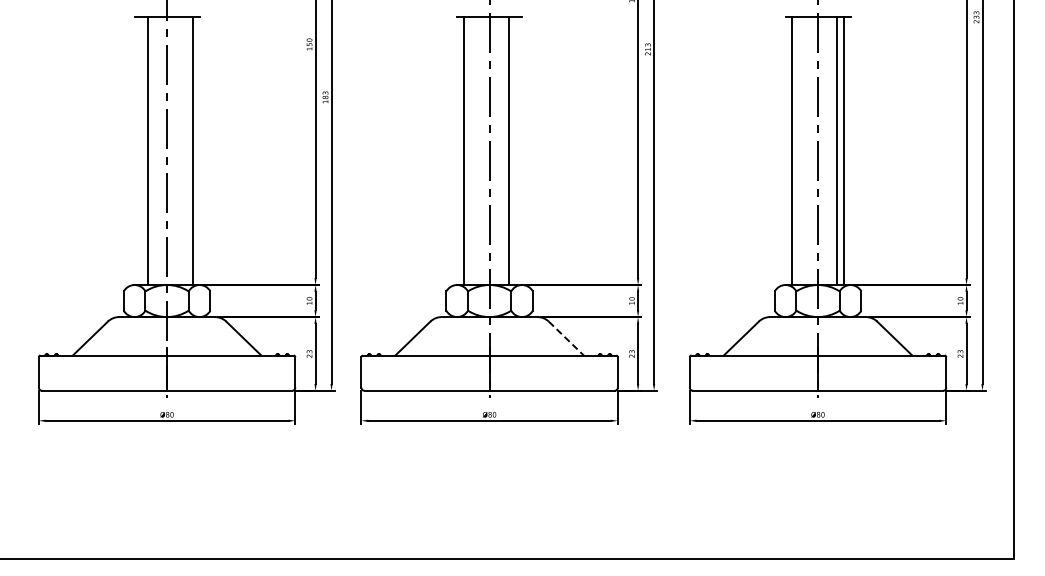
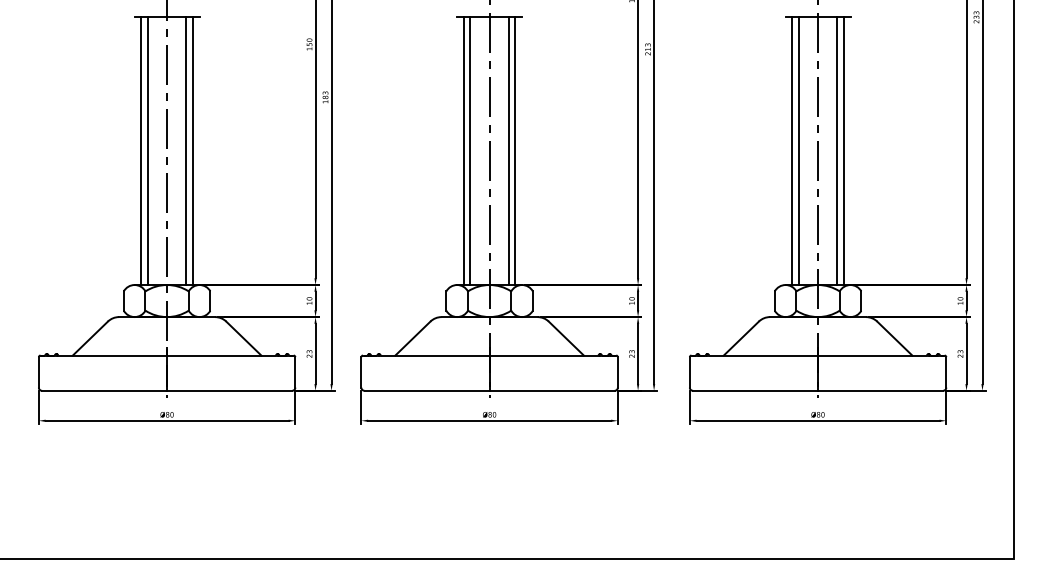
line: none -> present (141, 151)
line: none -> present (186, 151)
line: none -> present (470, 151)
line: none -> present (515, 151)
line: none -> present (798, 151)
line: dashed -> solid (566, 338)
